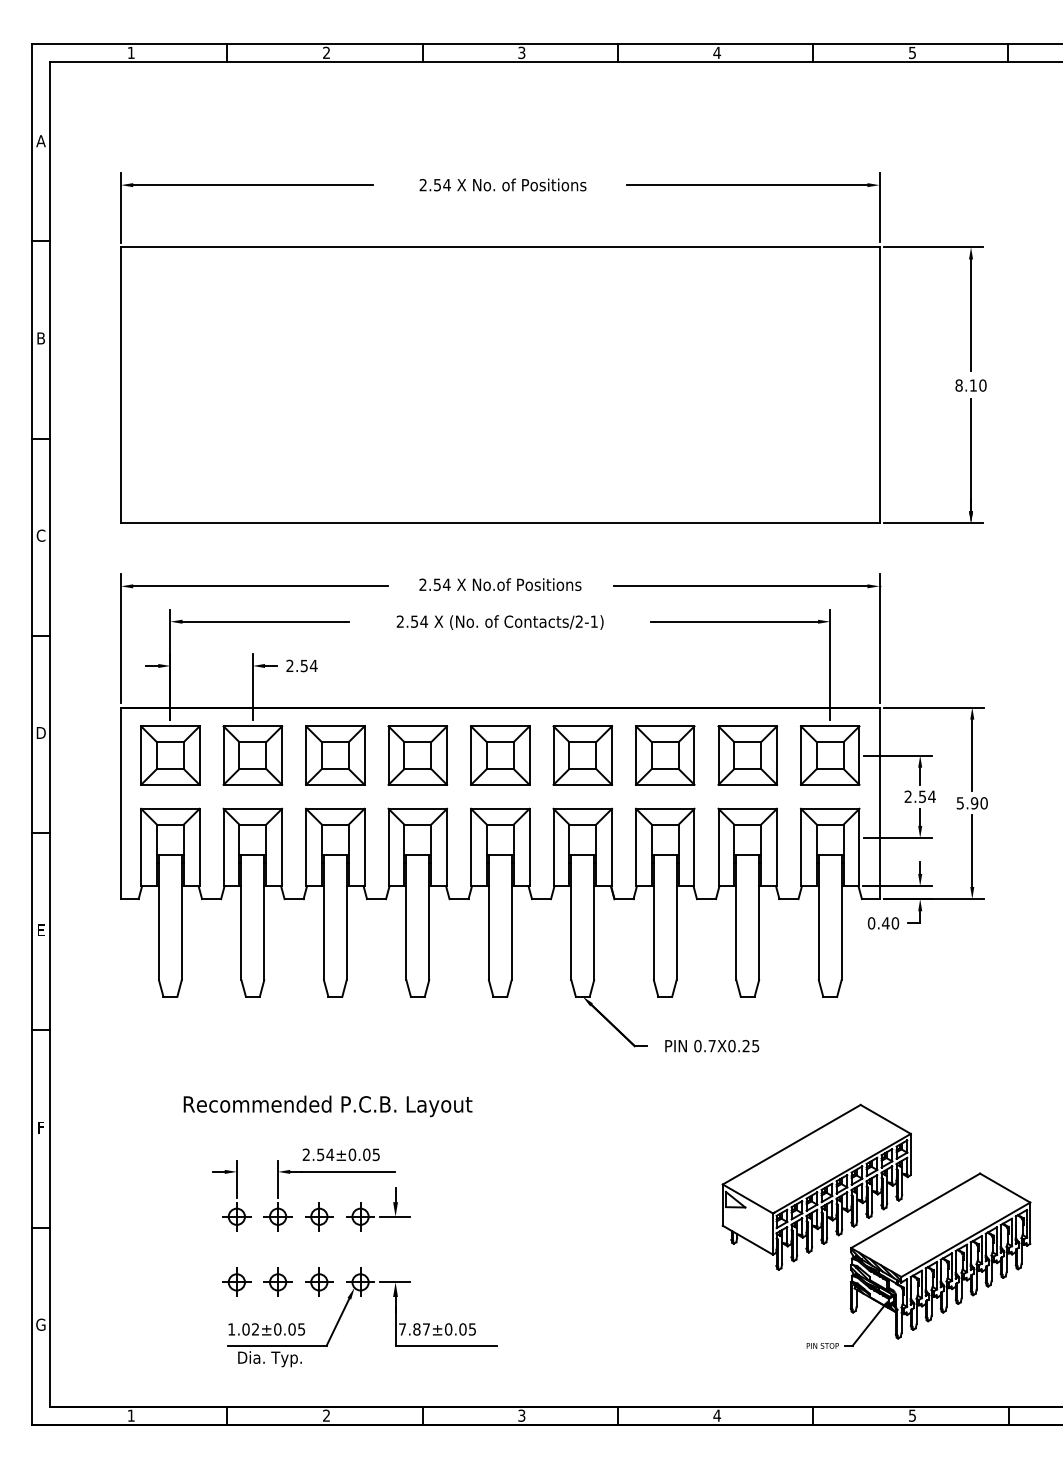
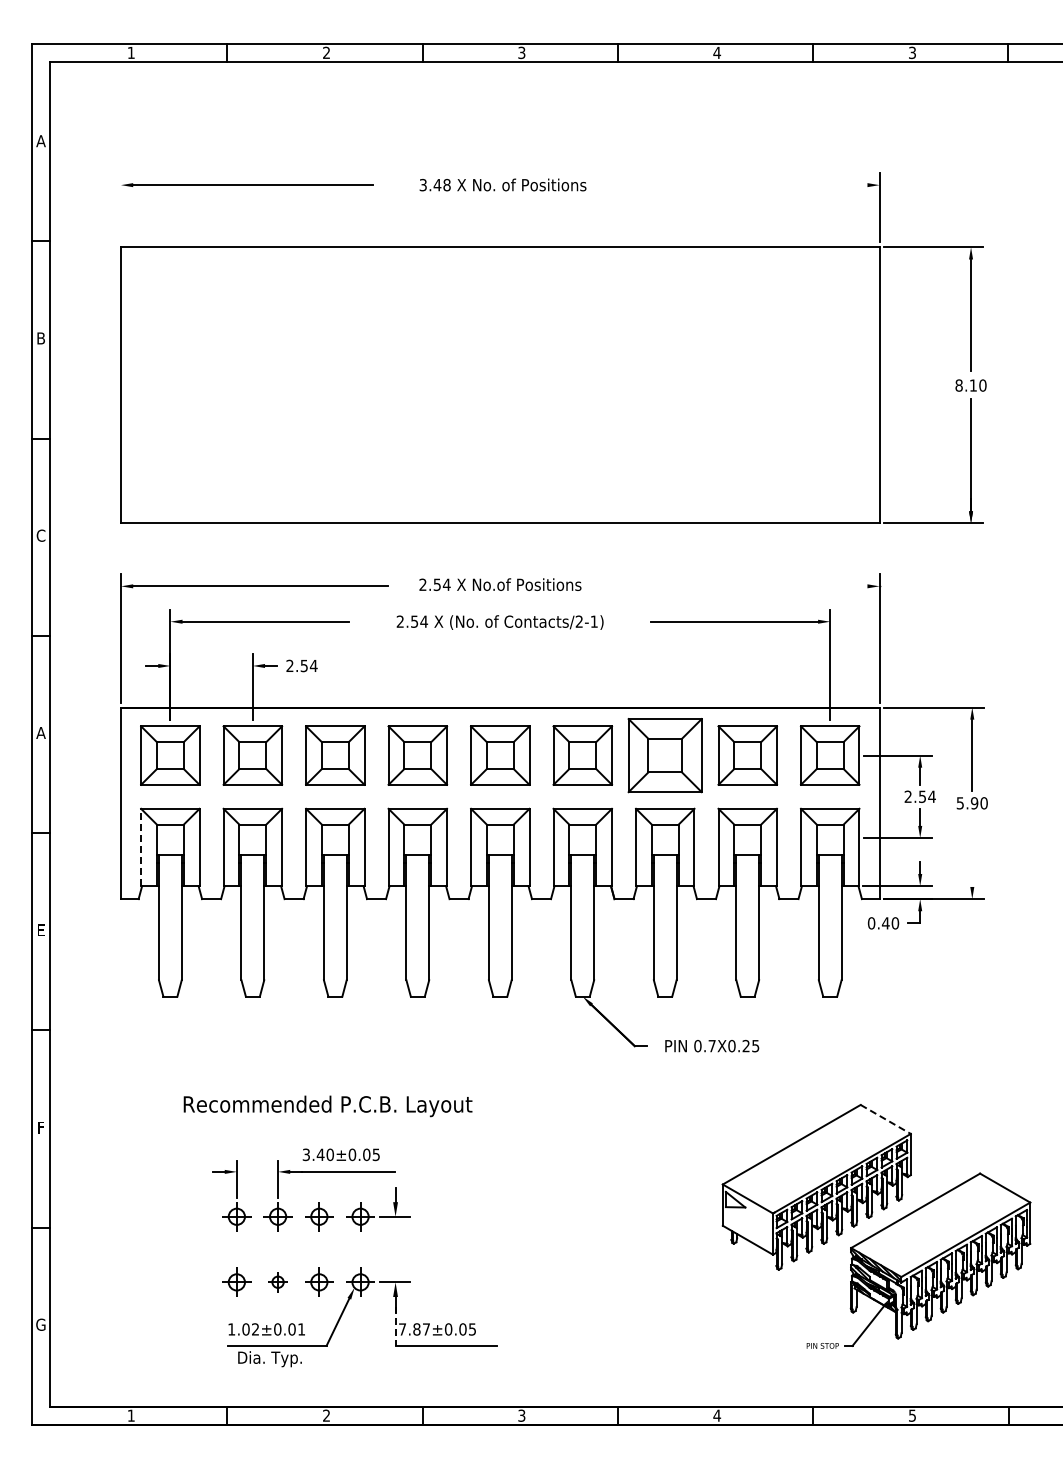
text: 5 -> 3 (912, 52)
text: 2.54 -> 3.48 (434, 184)
line: present -> none (747, 185)
line: present -> none (121, 207)
line: present -> none (740, 586)
text: D -> A (40, 732)
part size: 61x61 px -> 76x76 px (664, 755)
line: solid -> dashed (141, 847)
line: present -> none (972, 850)
line: solid -> dashed (885, 1119)
text: 2.54±0.05 -> 3.40±0.05 (318, 1154)
part size: 30x30 px -> 20x21 px (277, 1282)
line: solid -> dashed (395, 1326)
text: 1.02±0.05 -> 1.02±0.01 (301, 1329)
